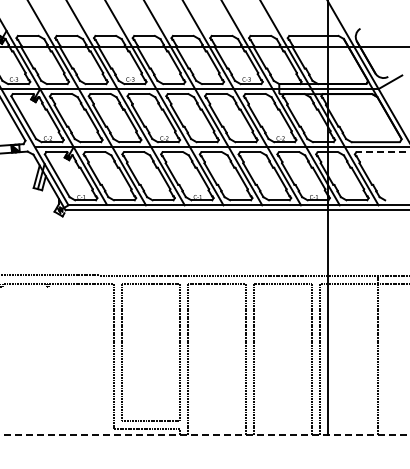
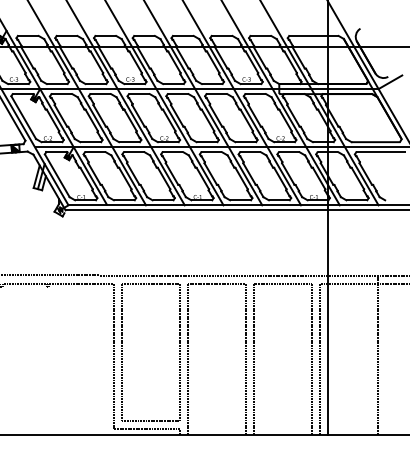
line: dashed -> solid (381, 152)
line: dashed -> solid (205, 434)
